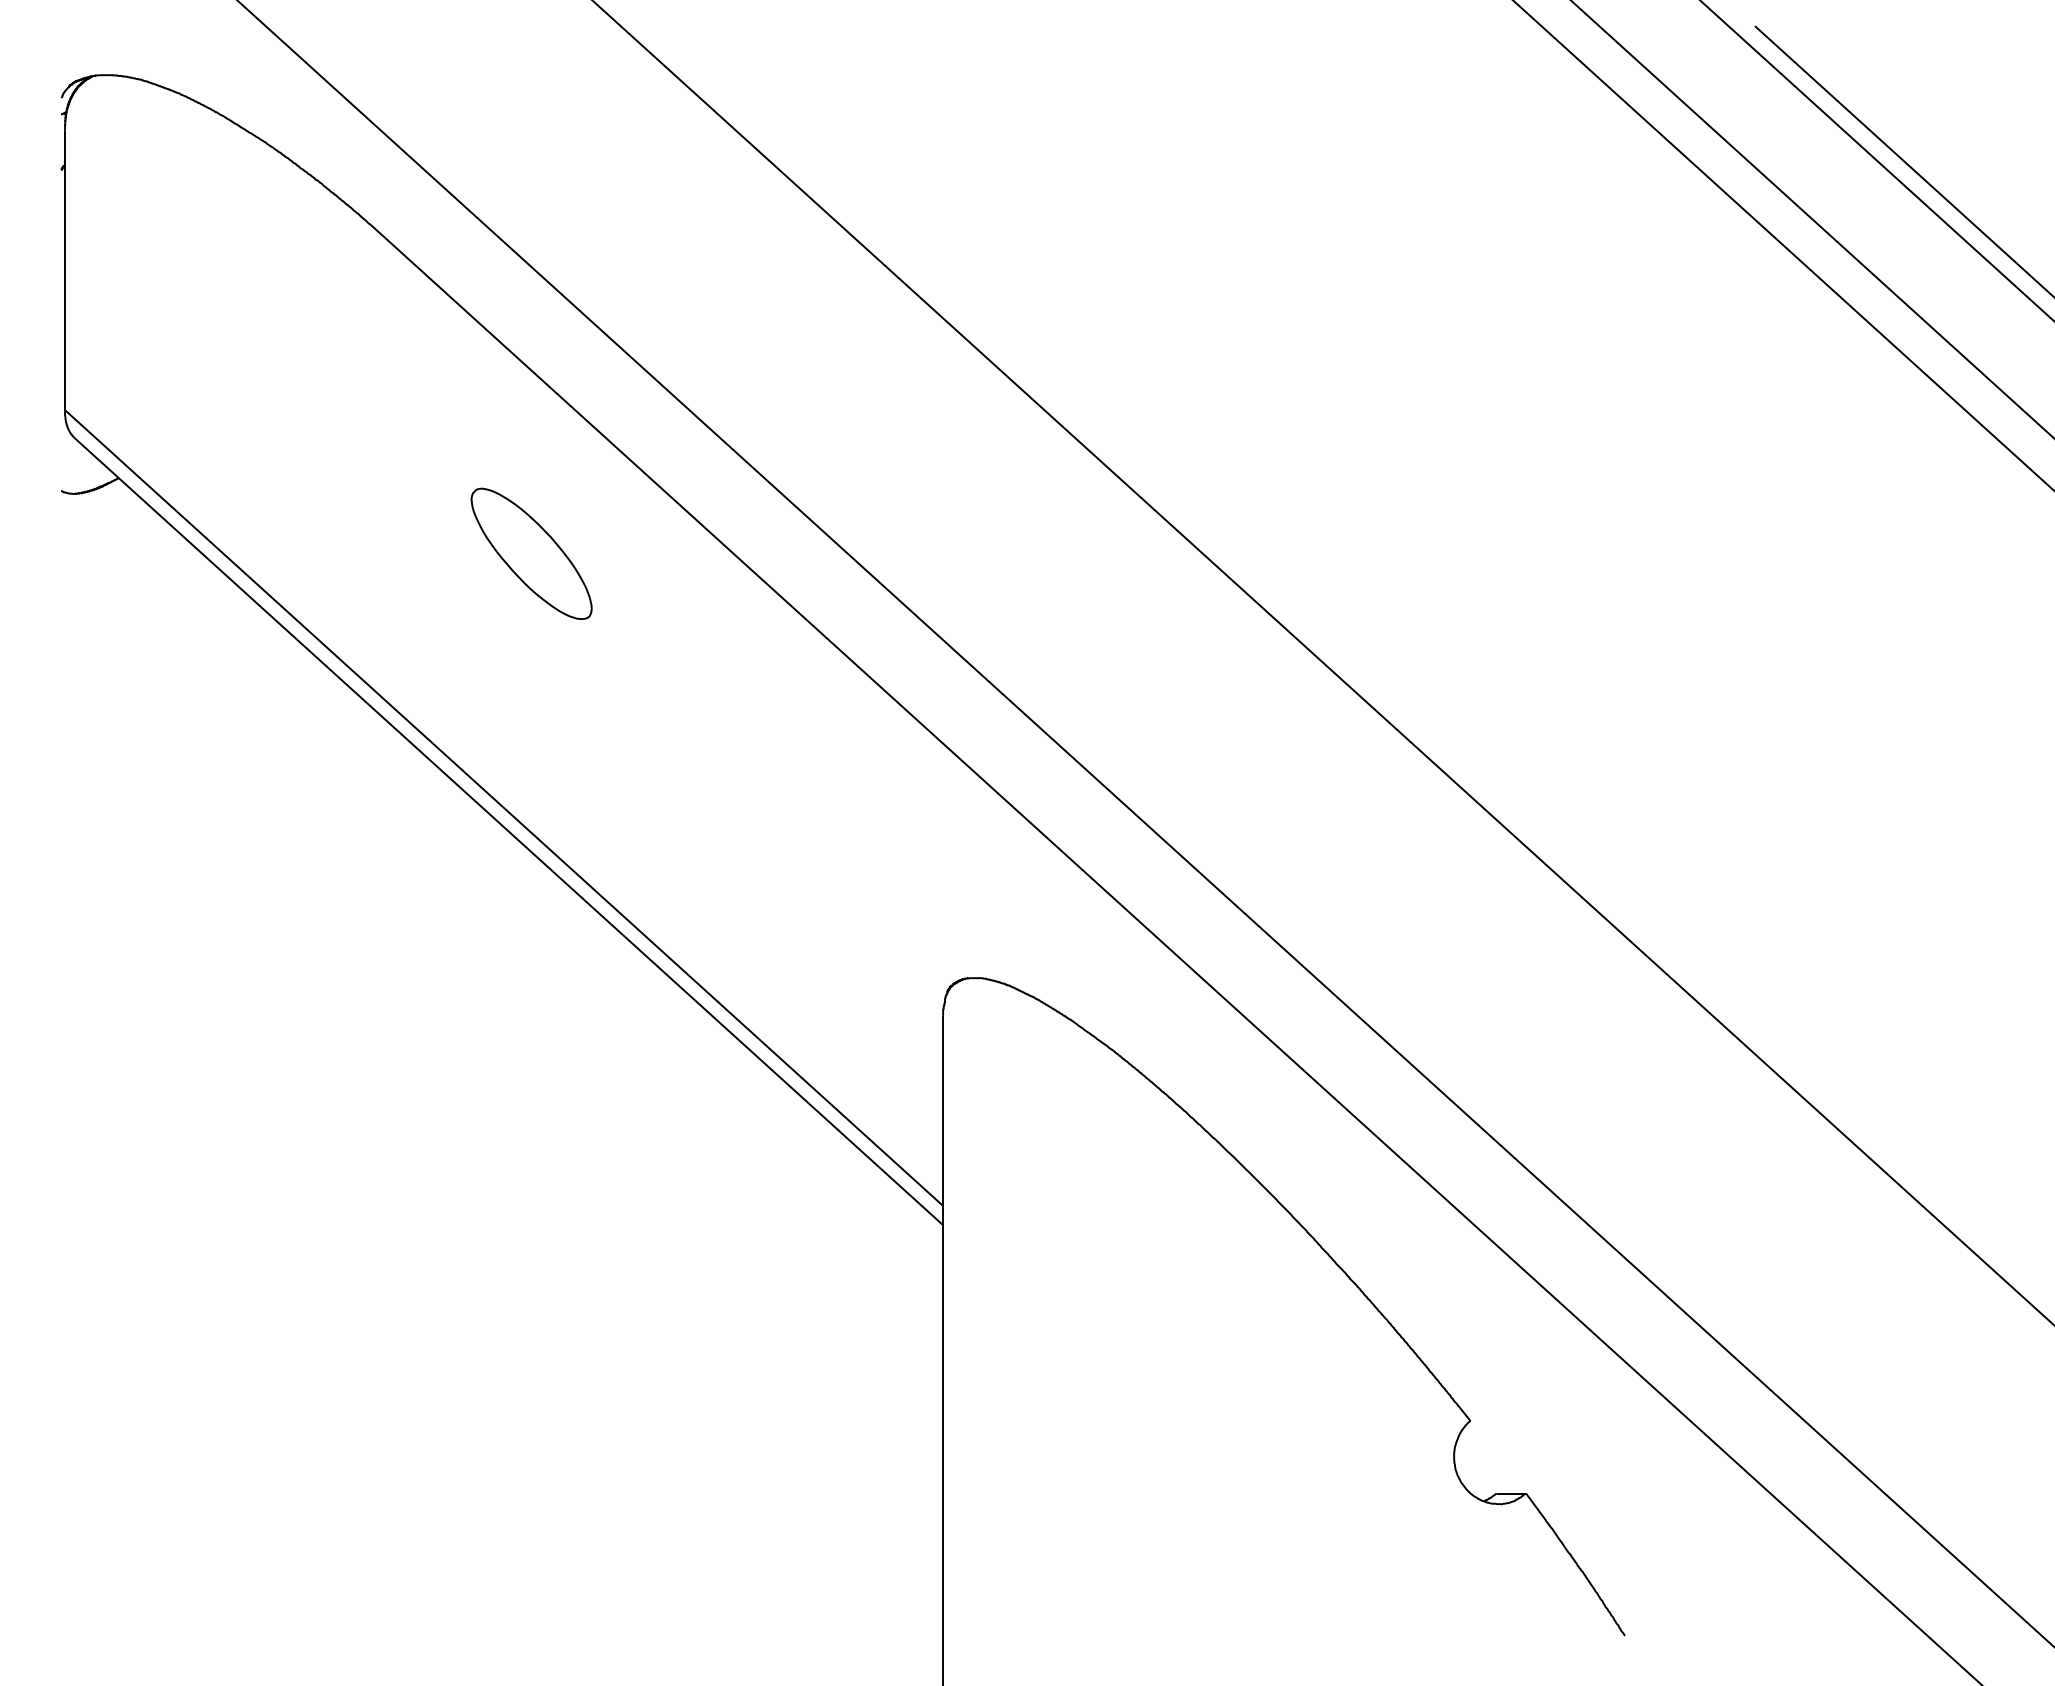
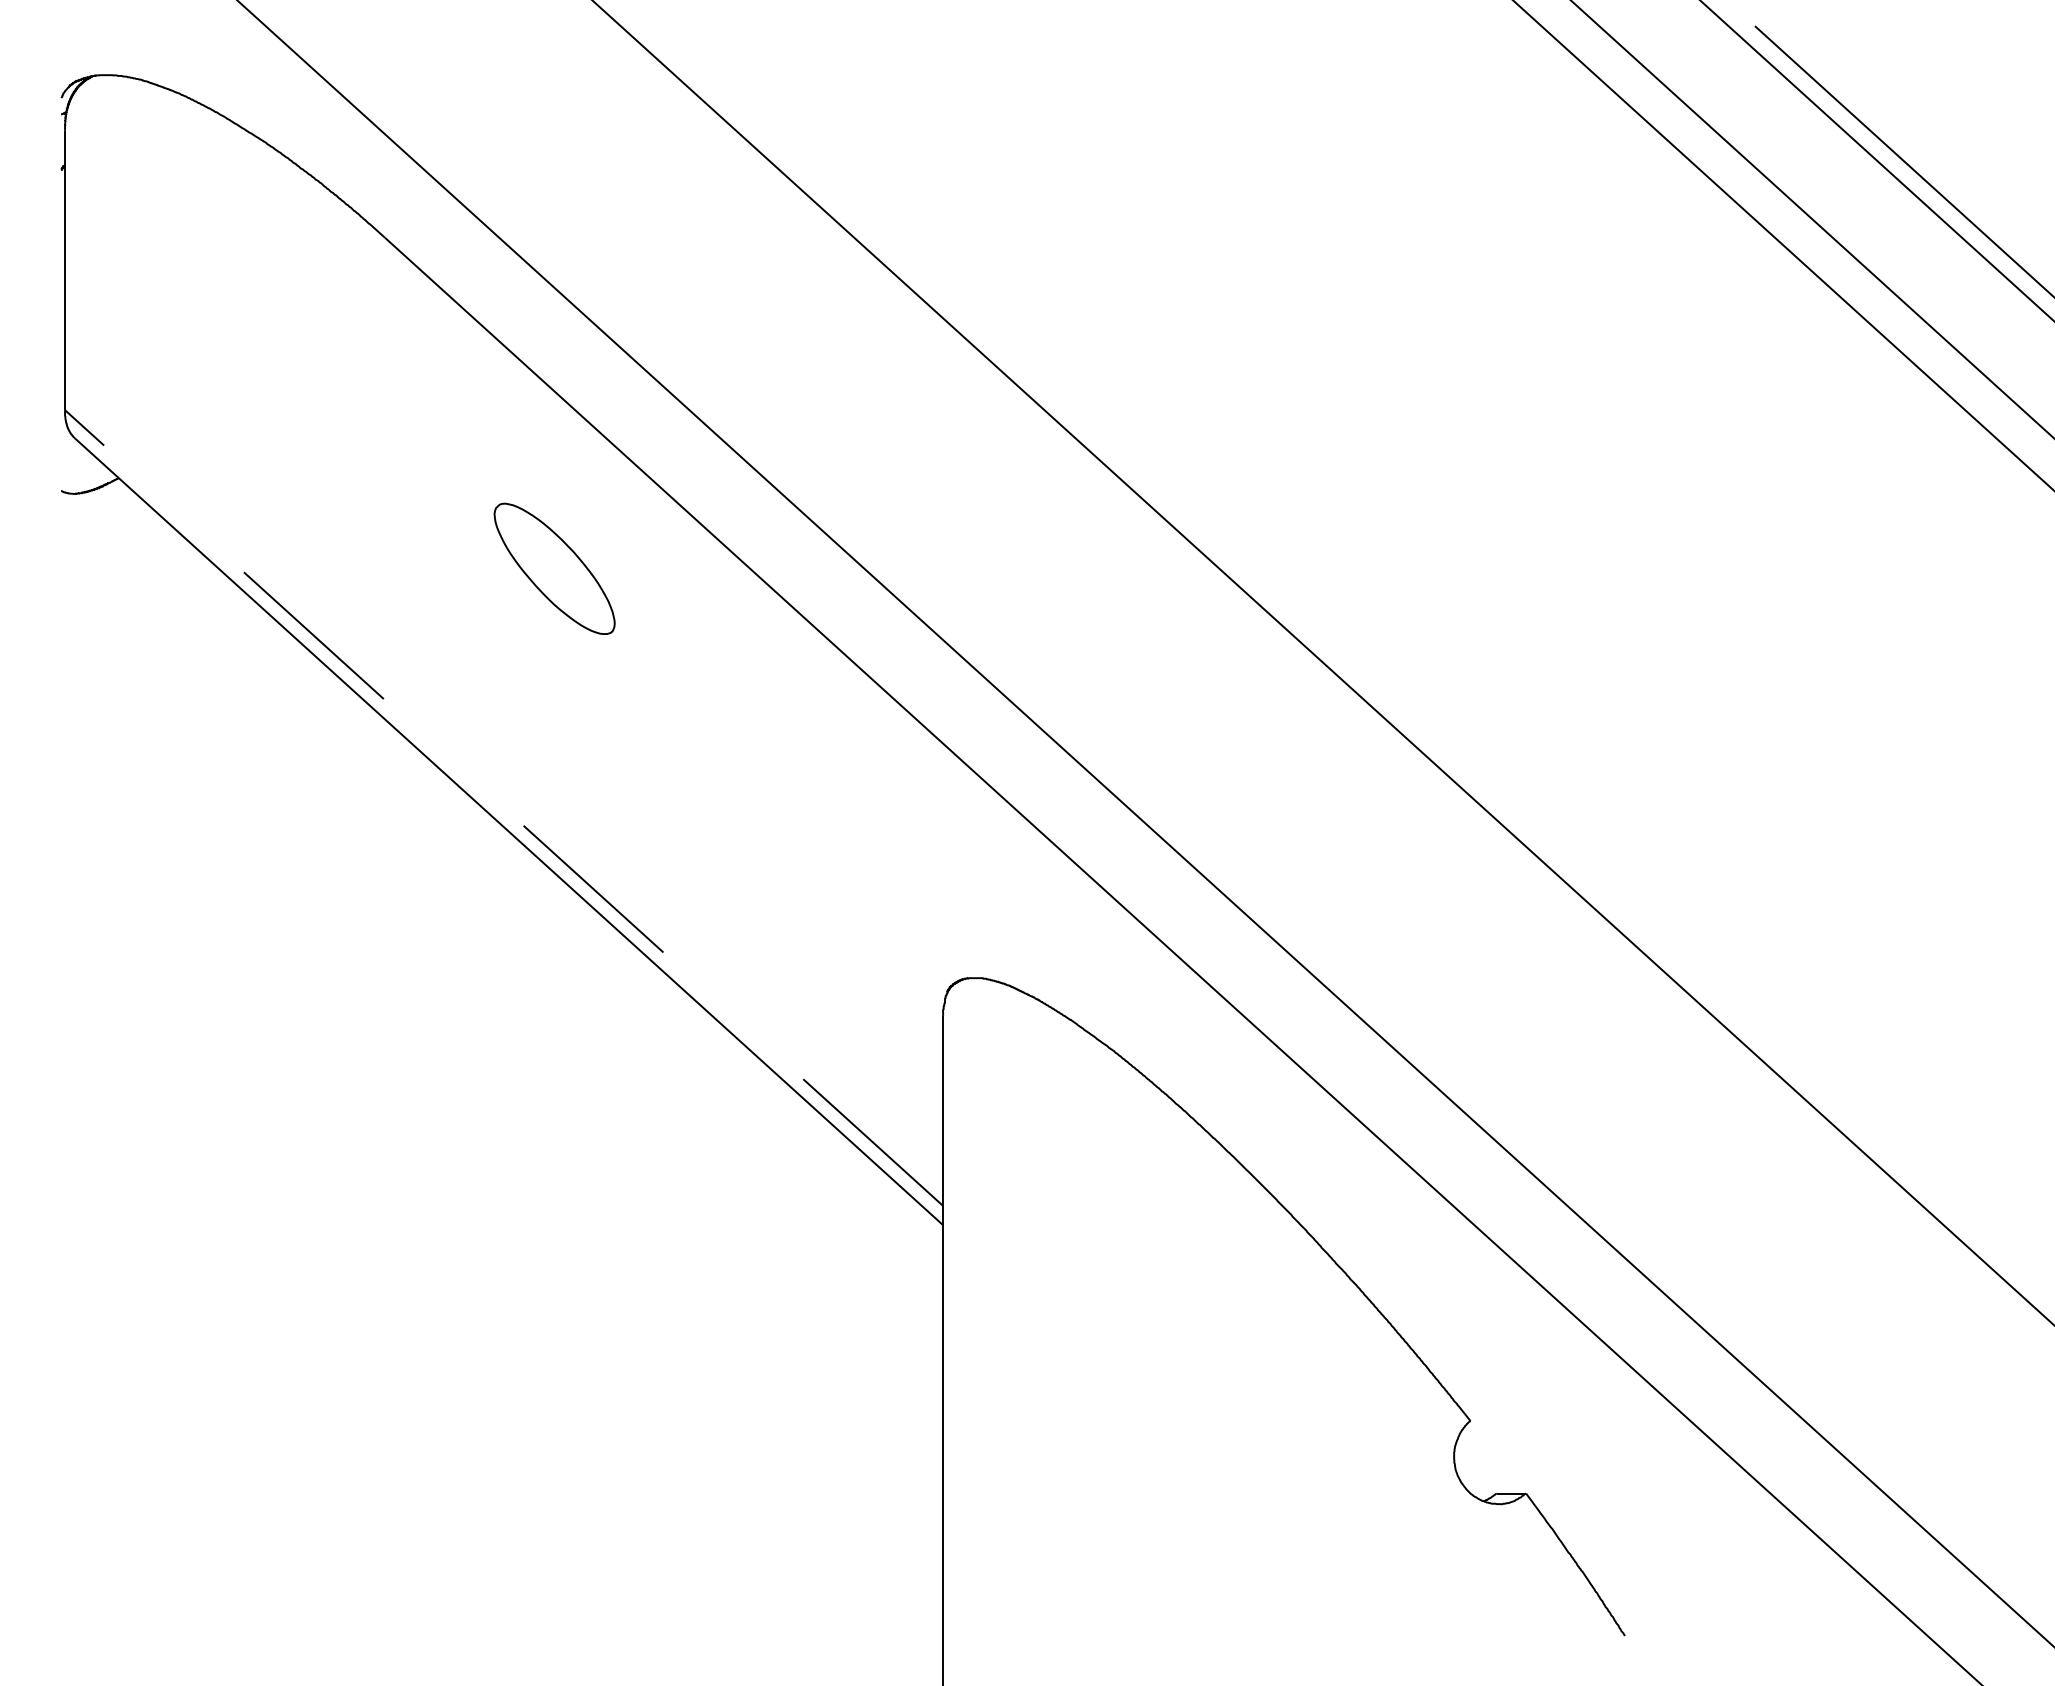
part position: (531, 553) -> (554, 568) (554, 568)
line: solid -> dashed (504, 808)
